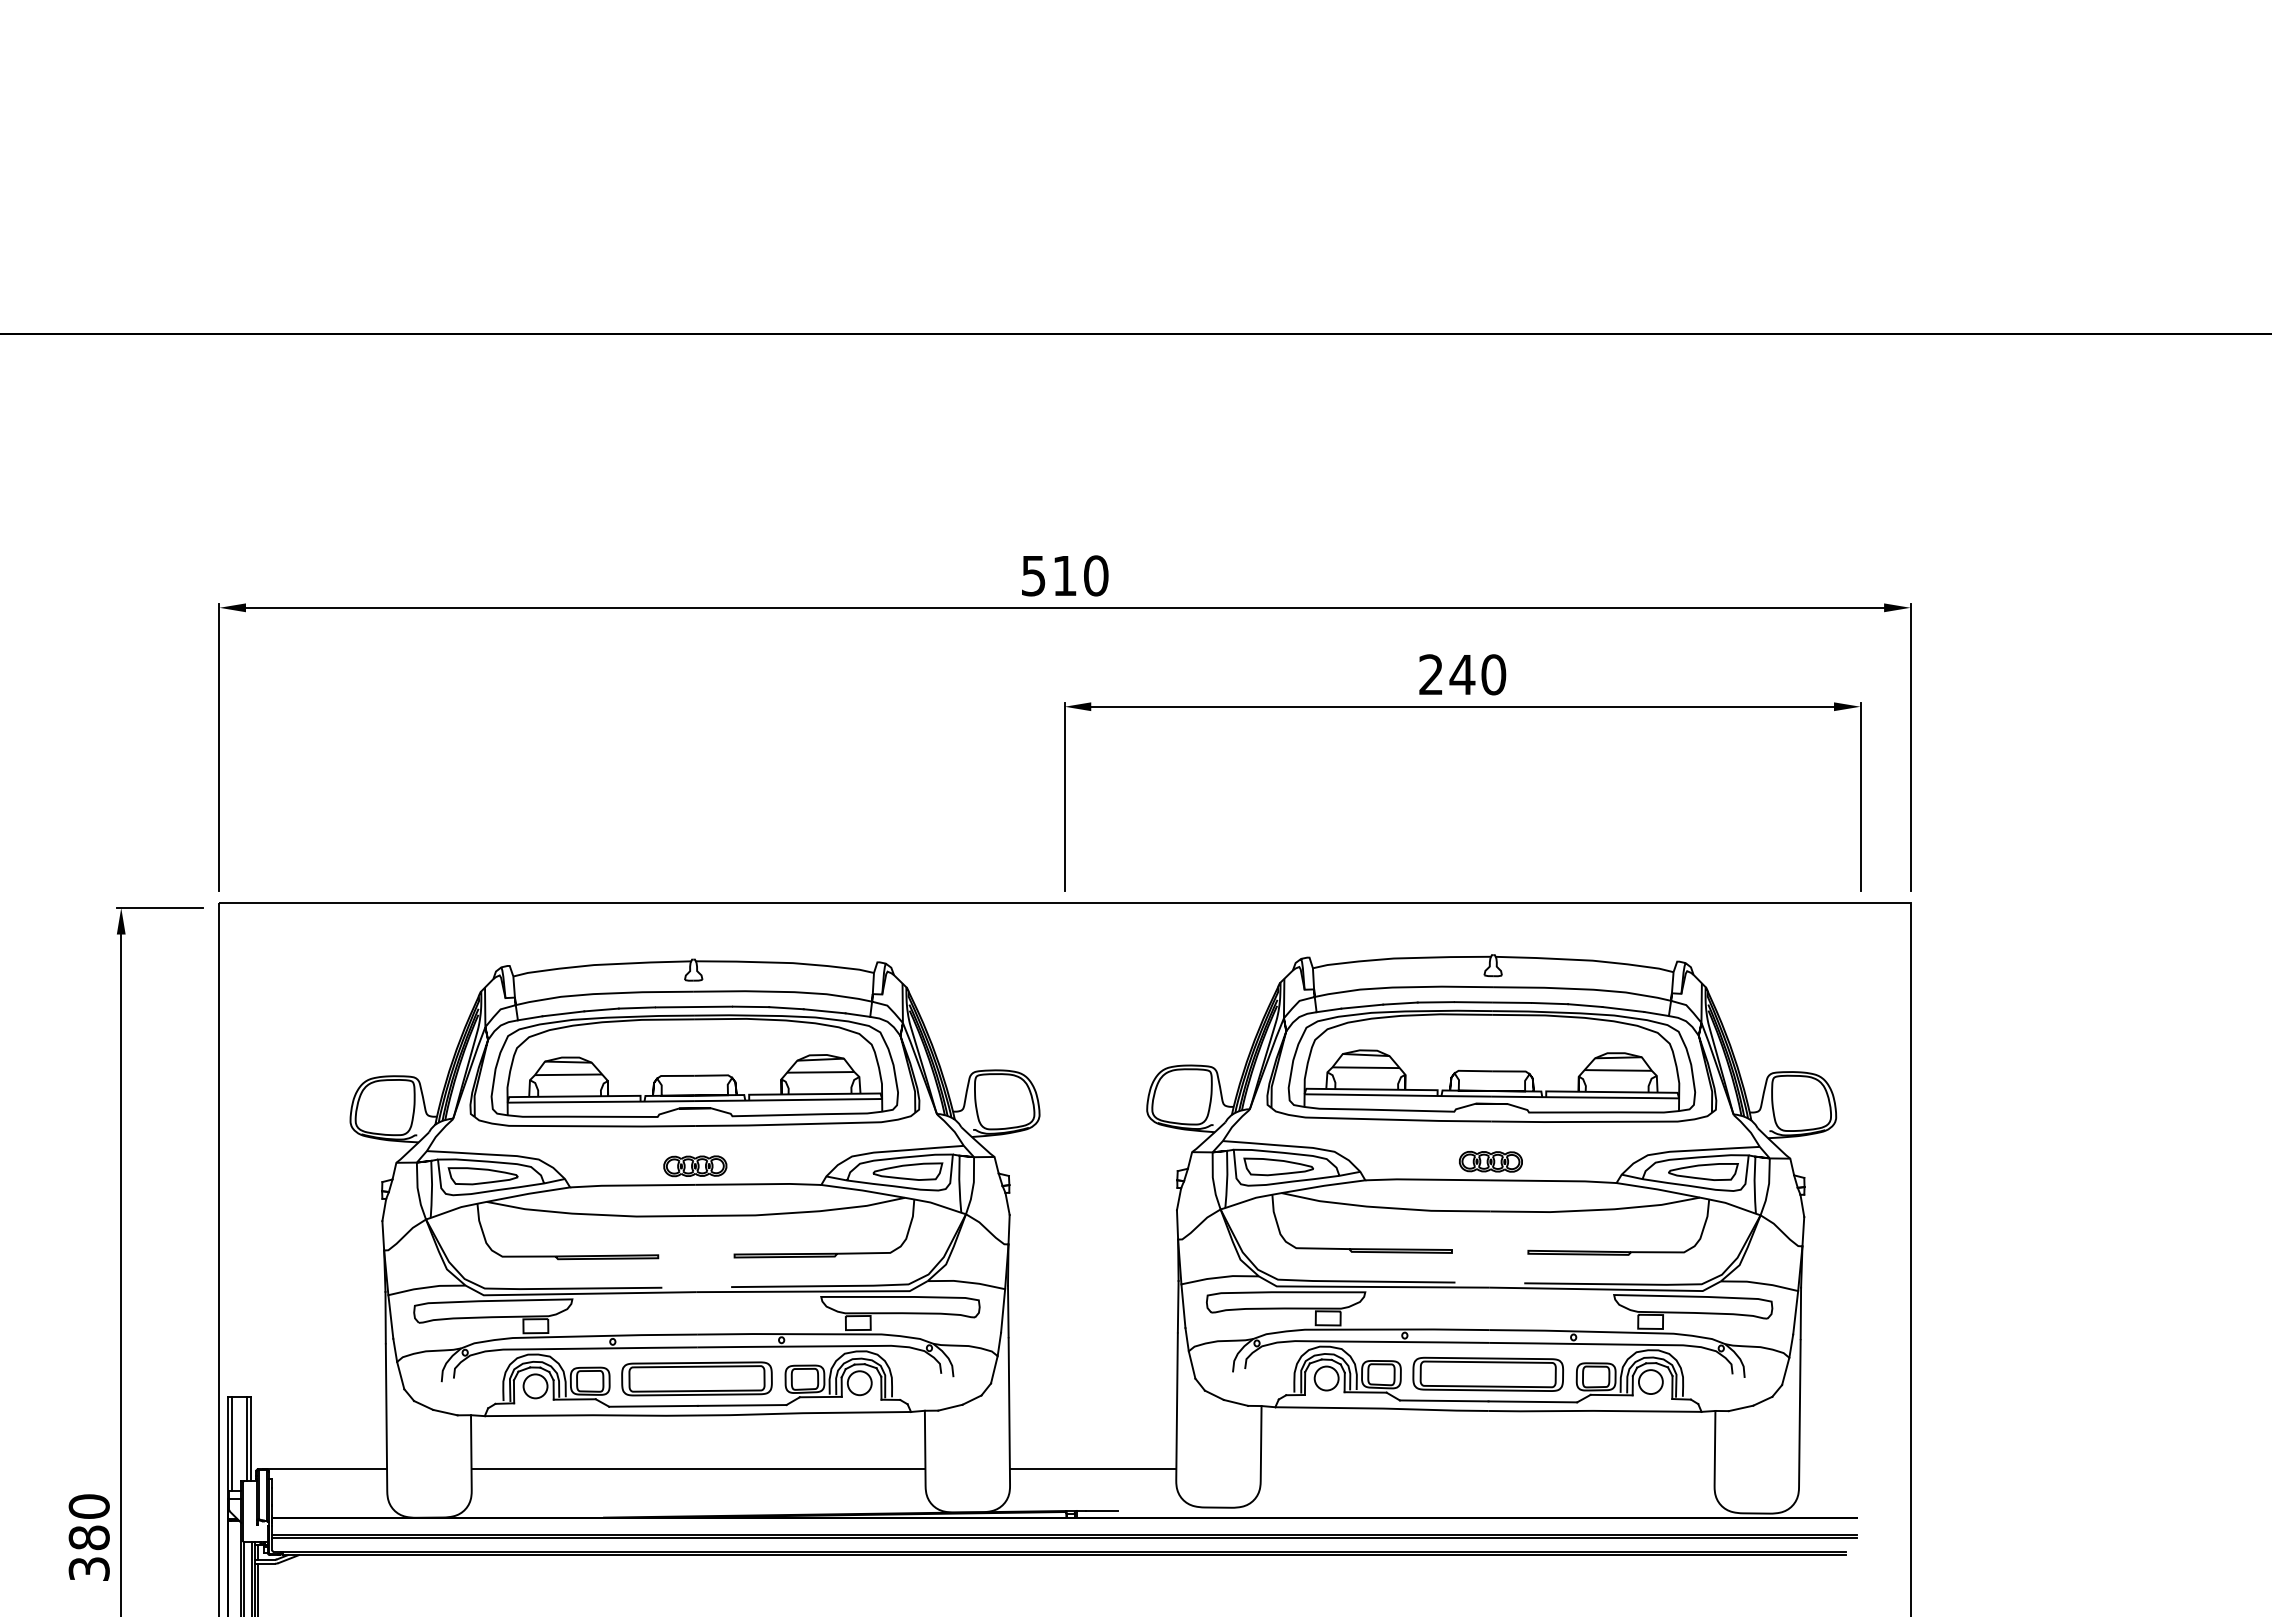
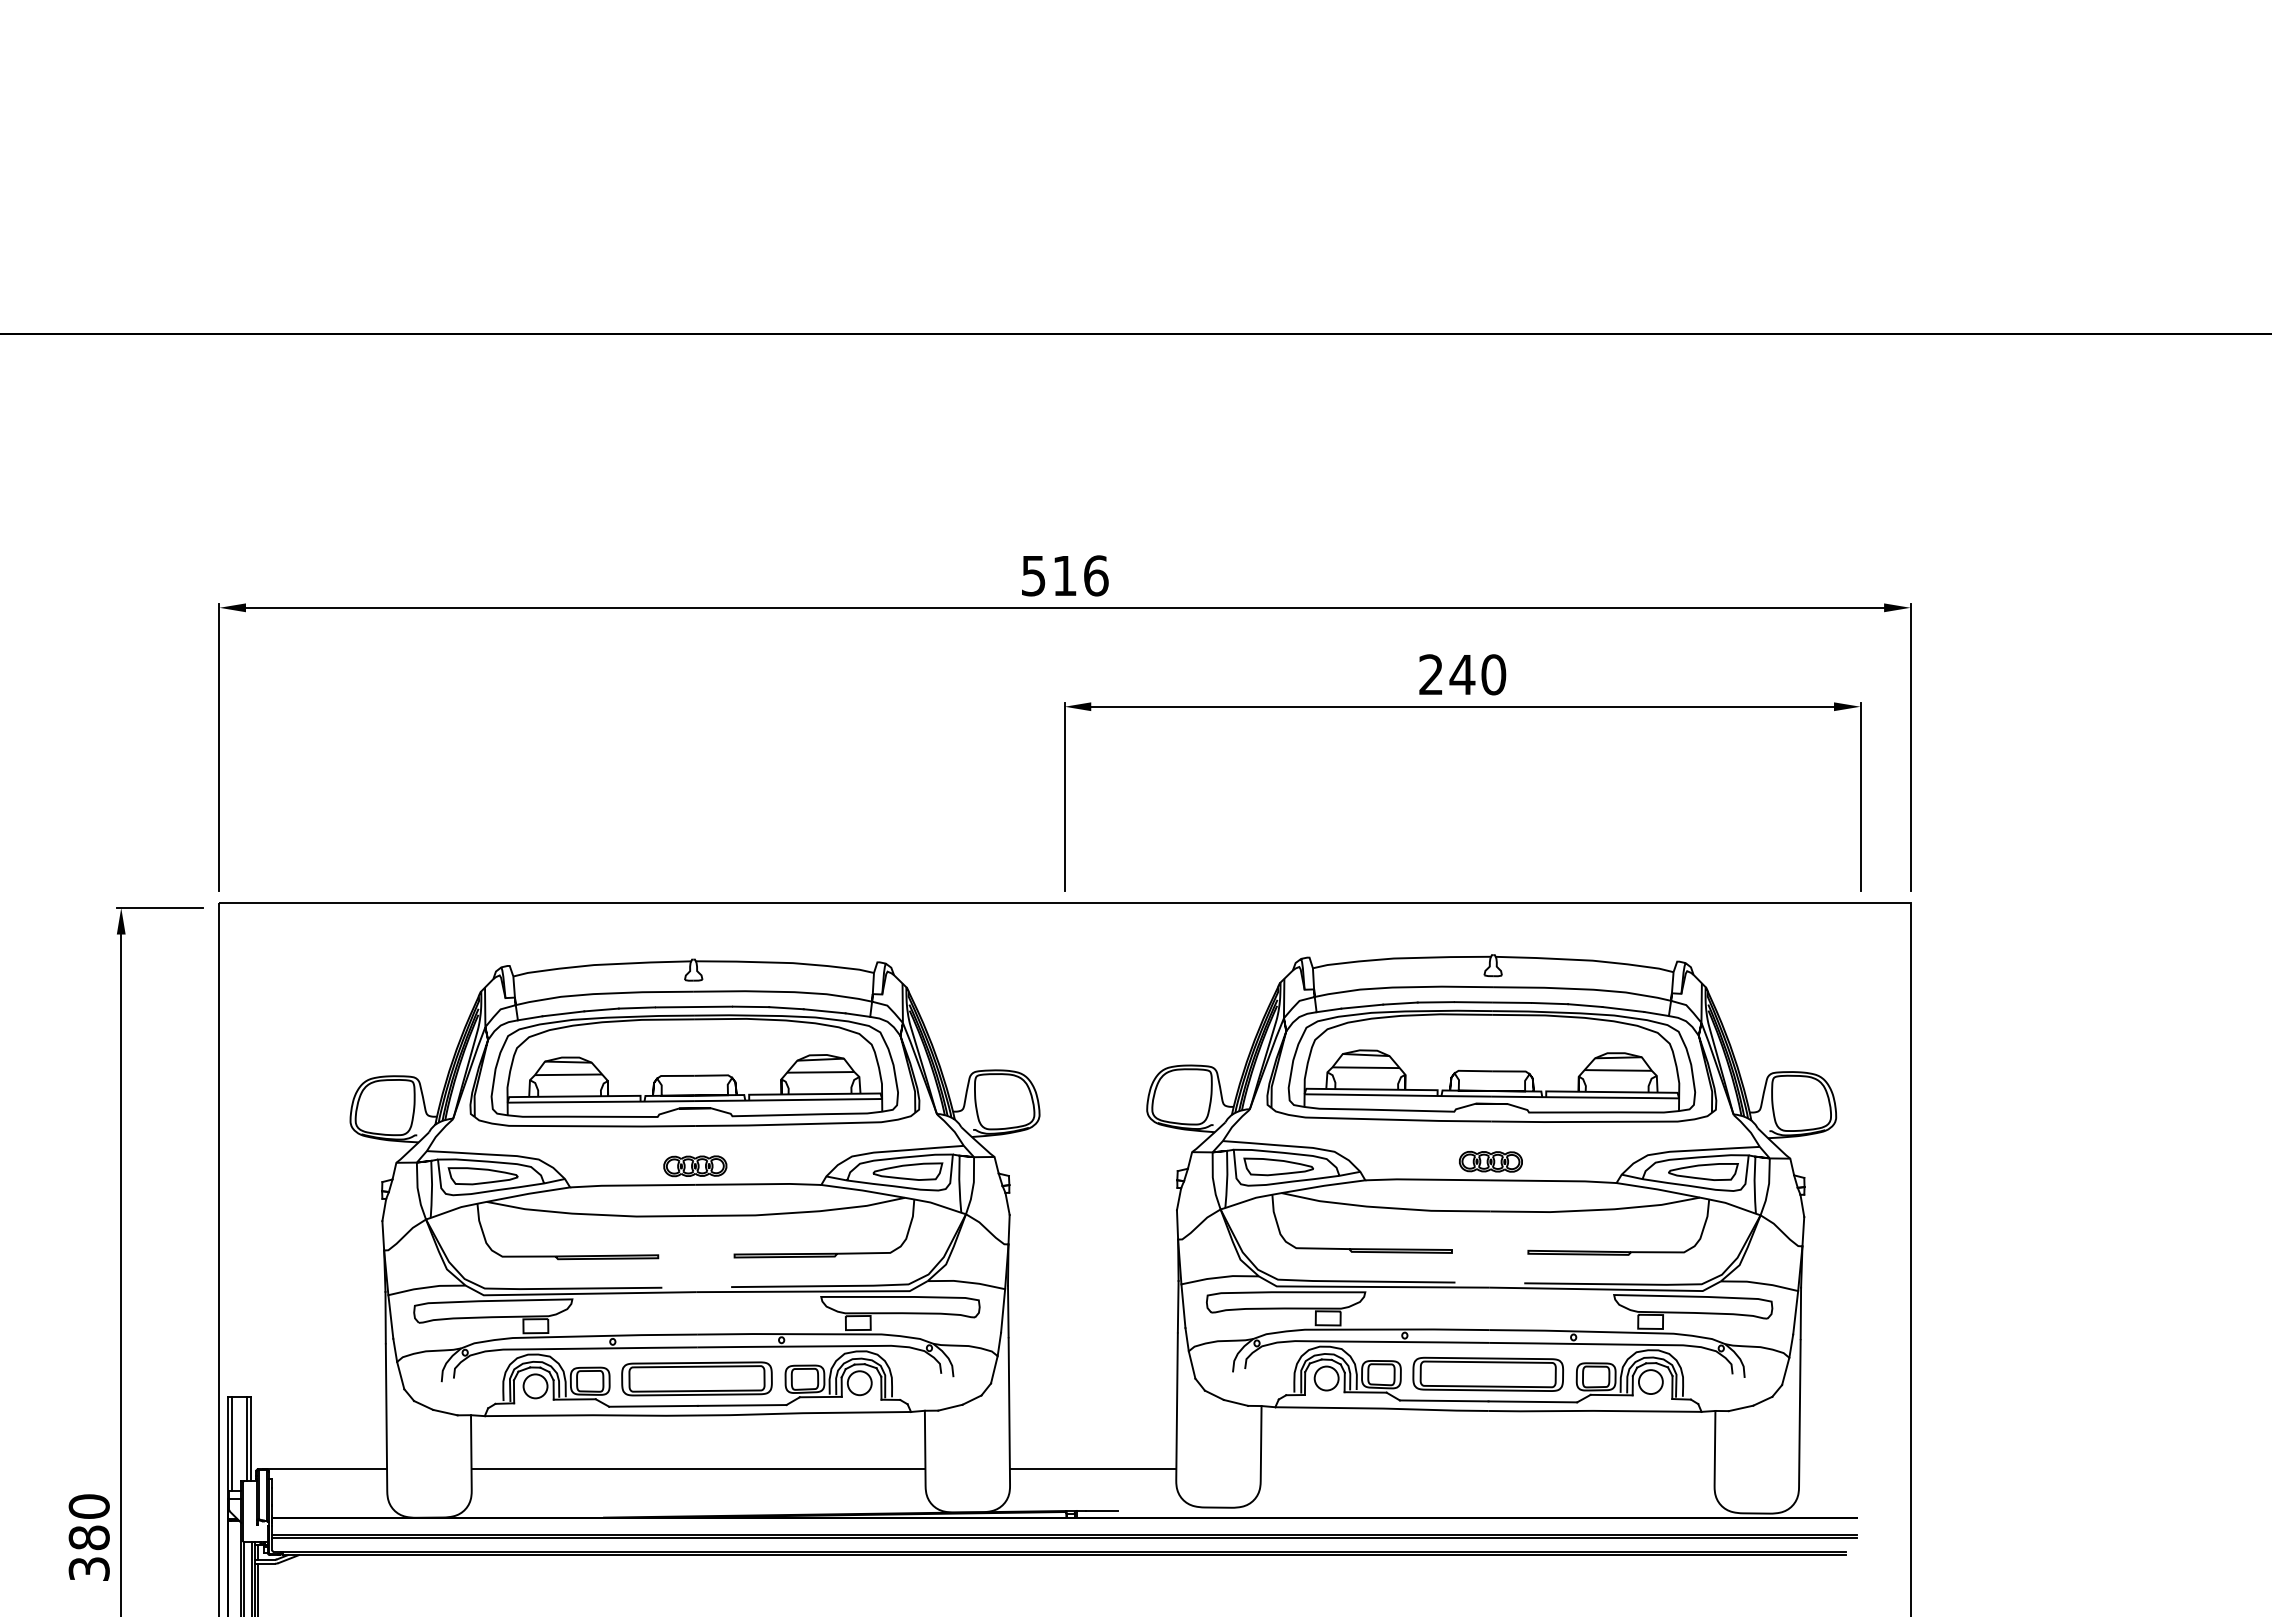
text: 510 -> 516 (1096, 575)
